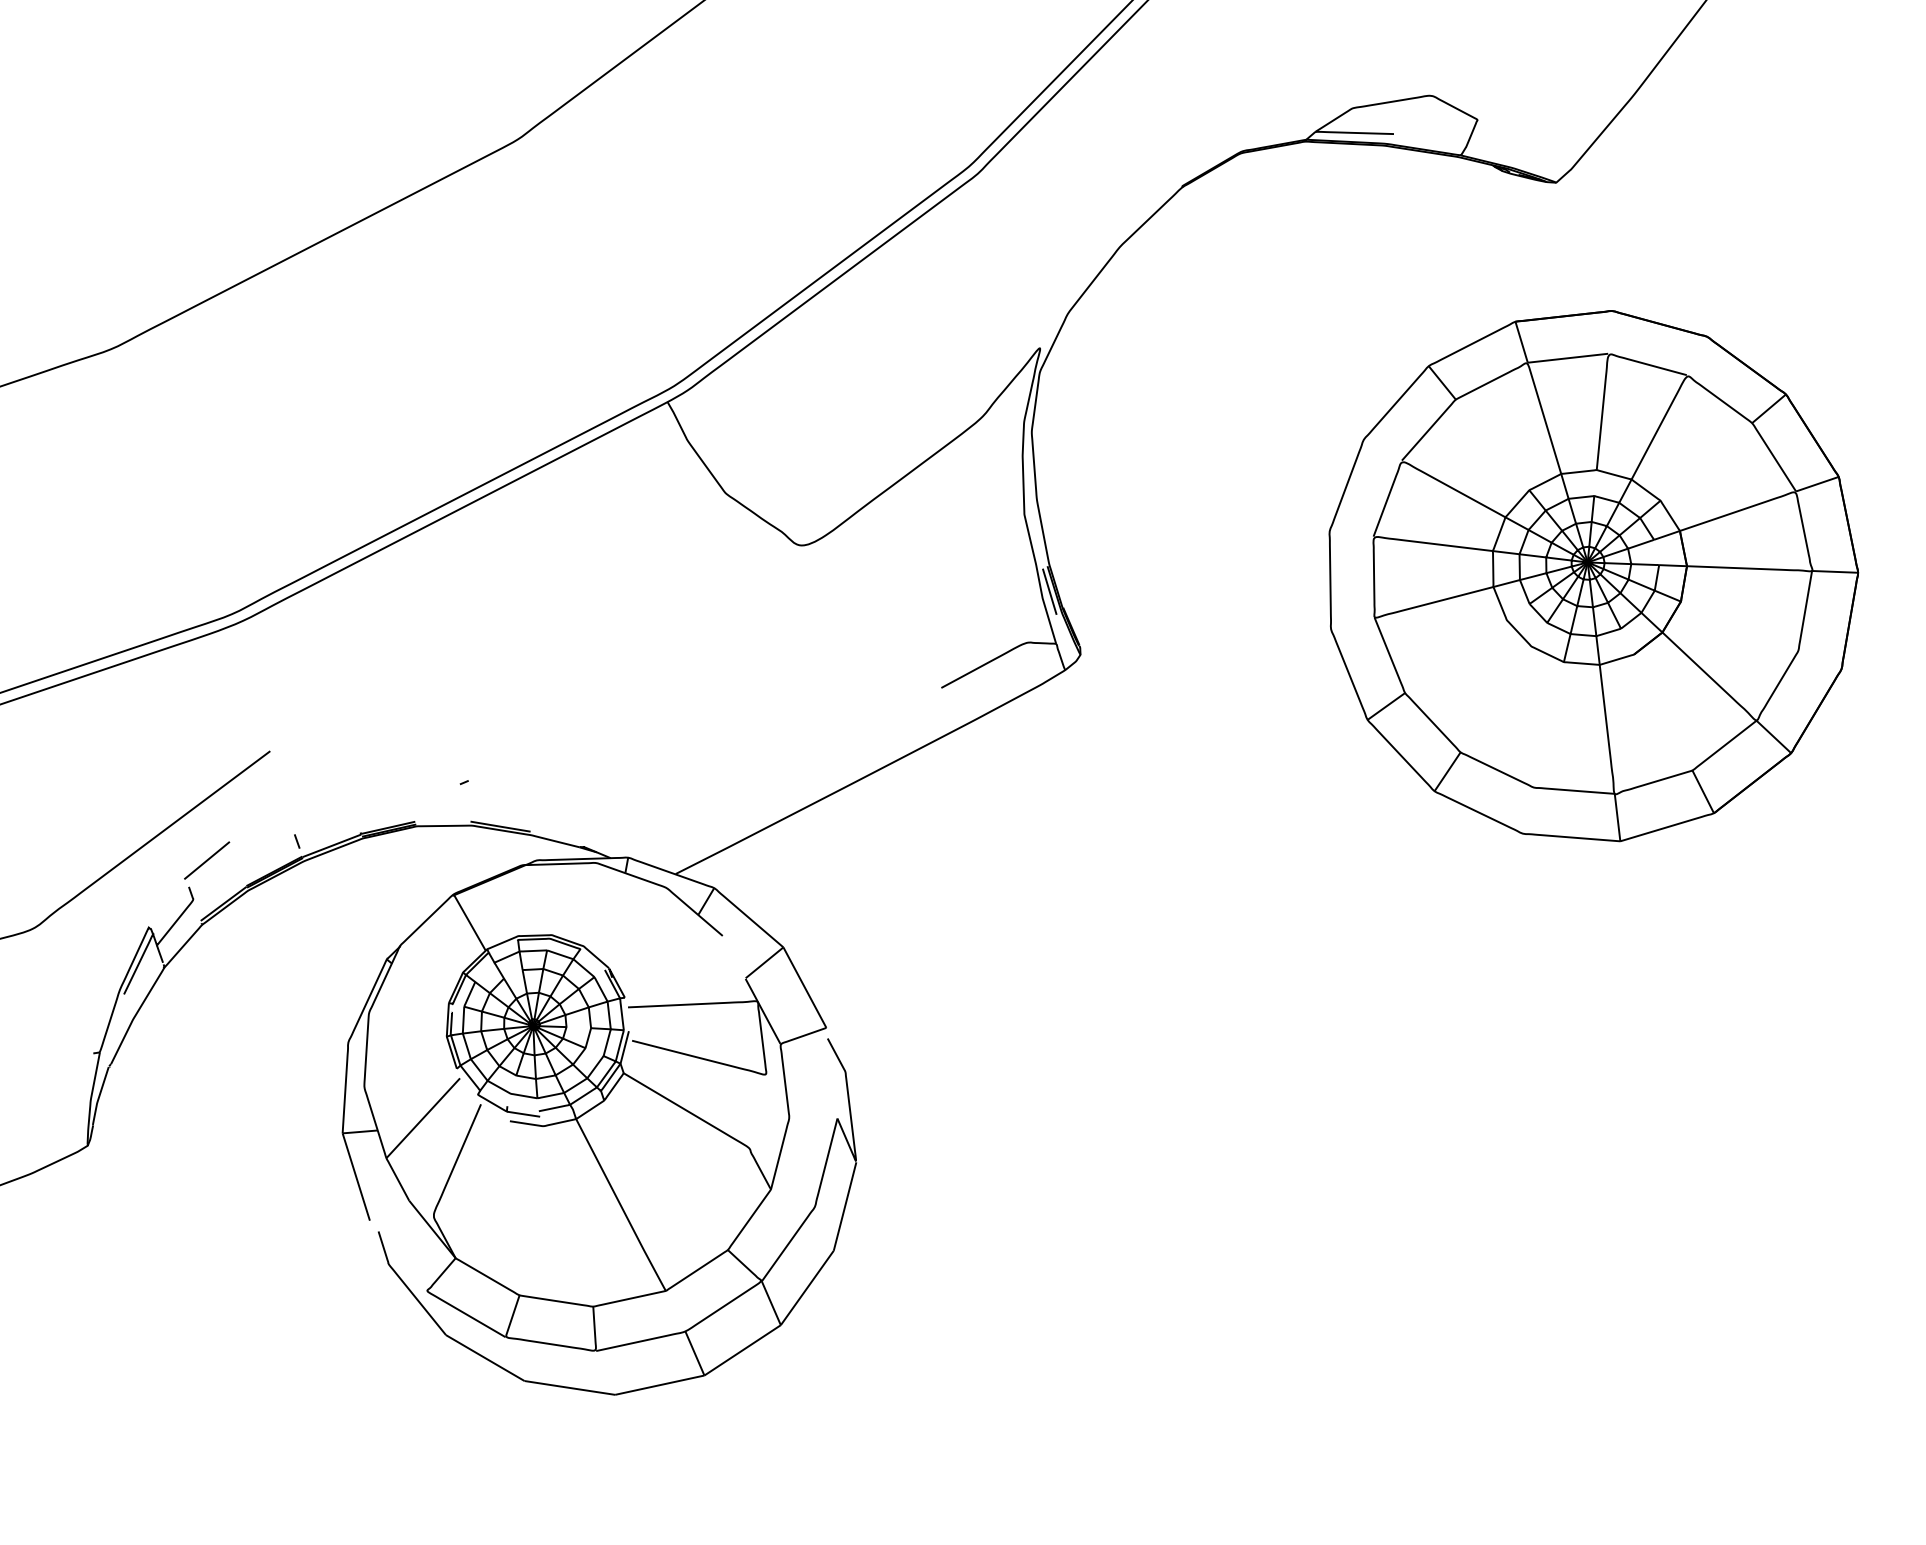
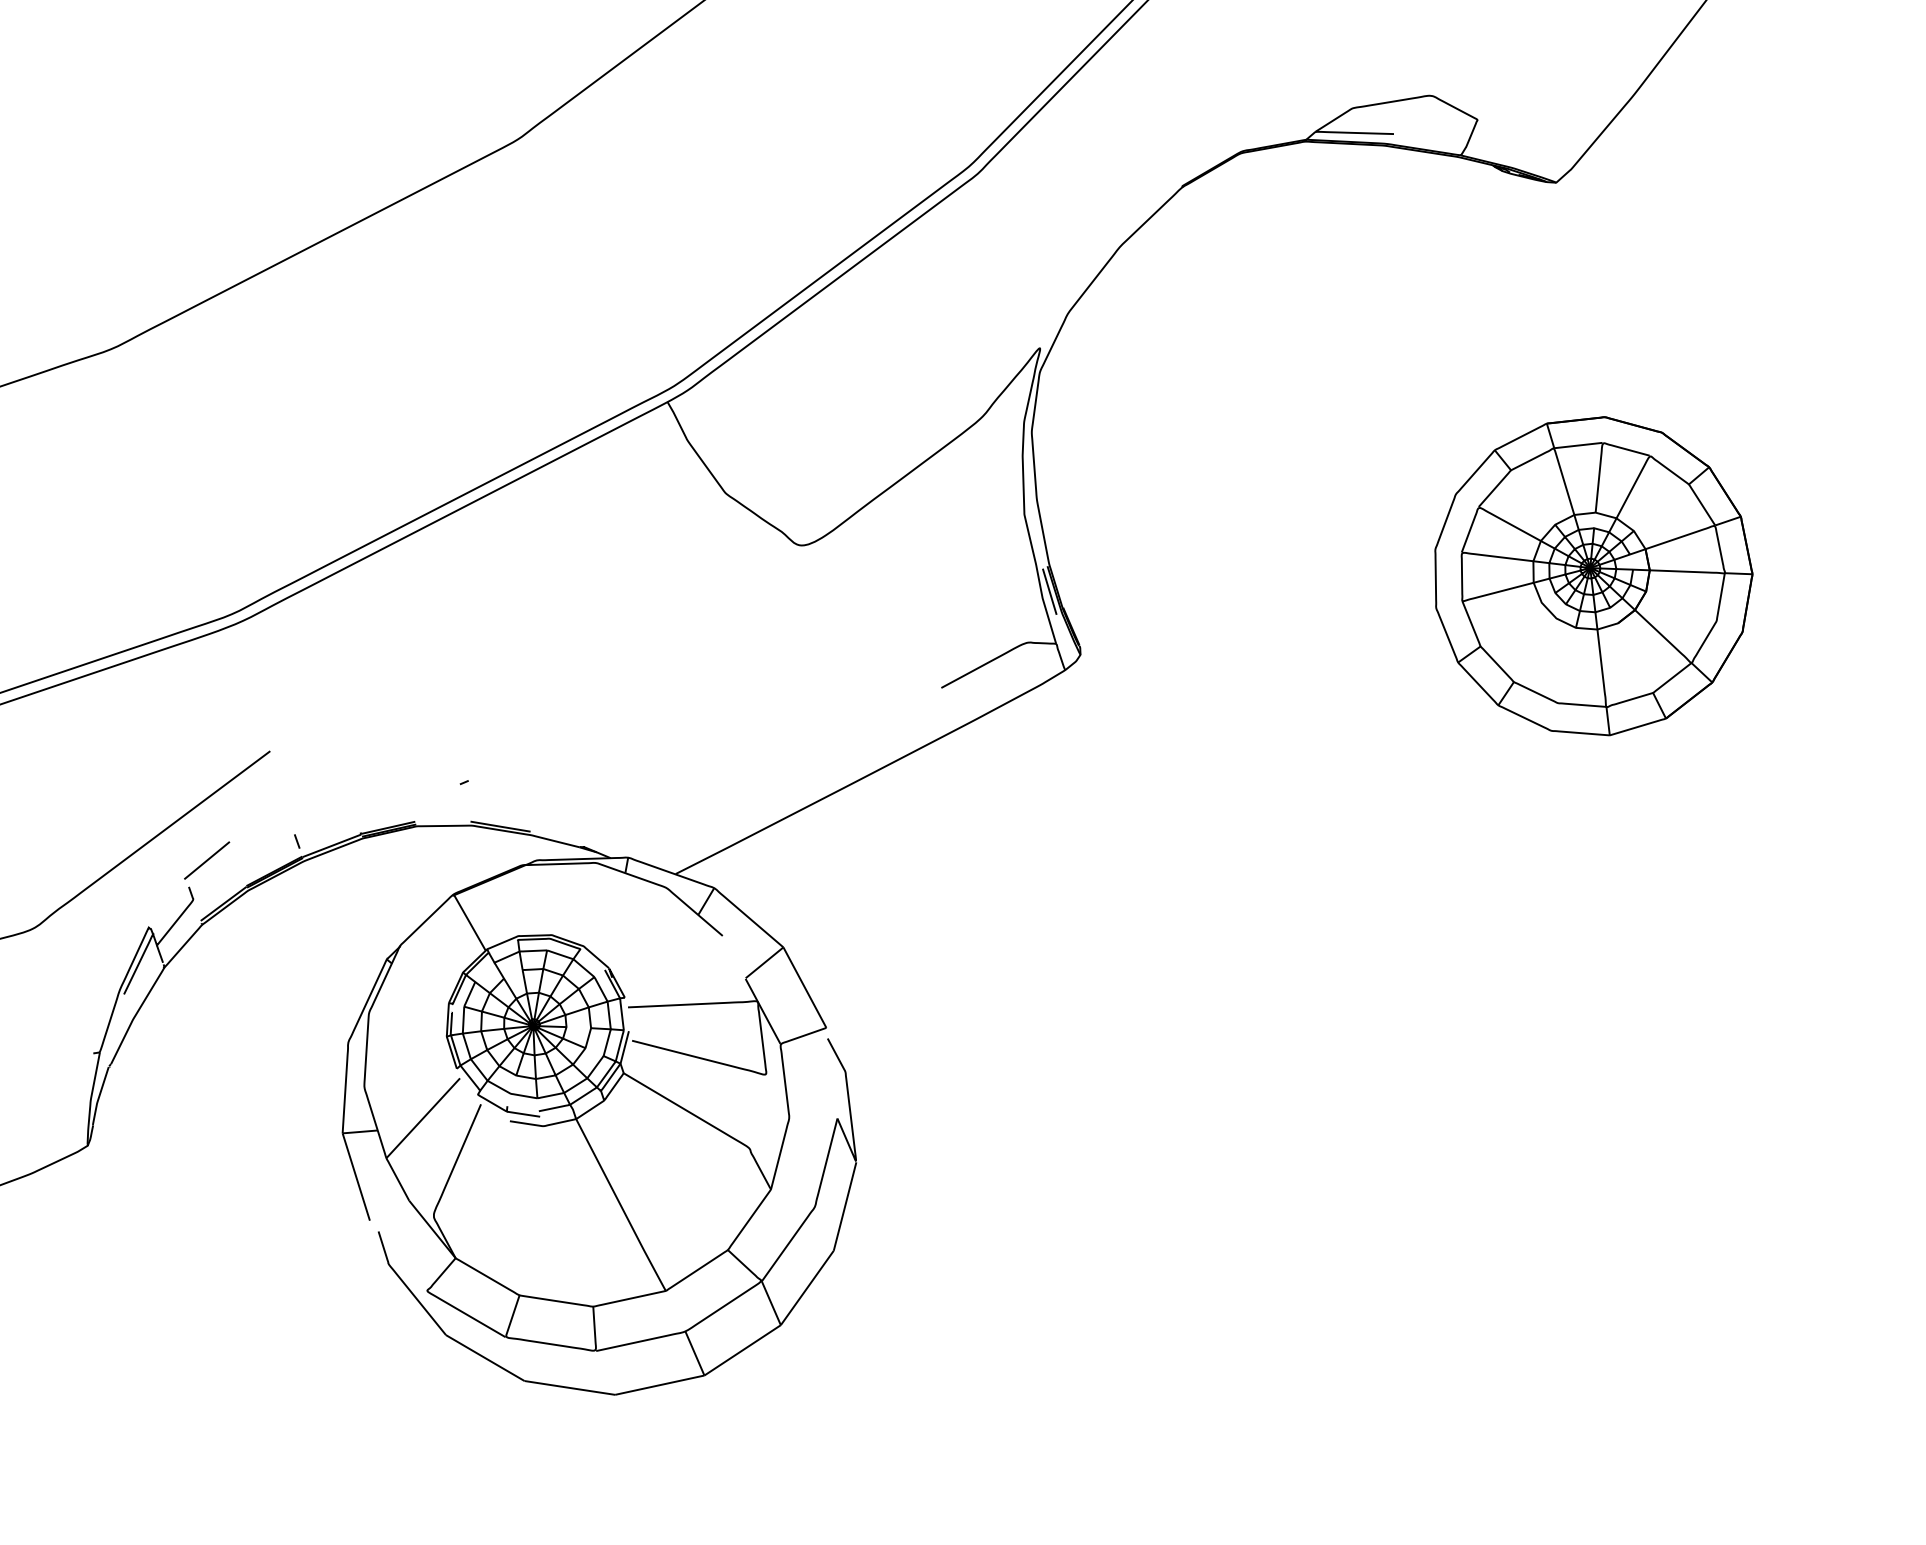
part size: 532x533 px -> 320x321 px (1593, 576)
